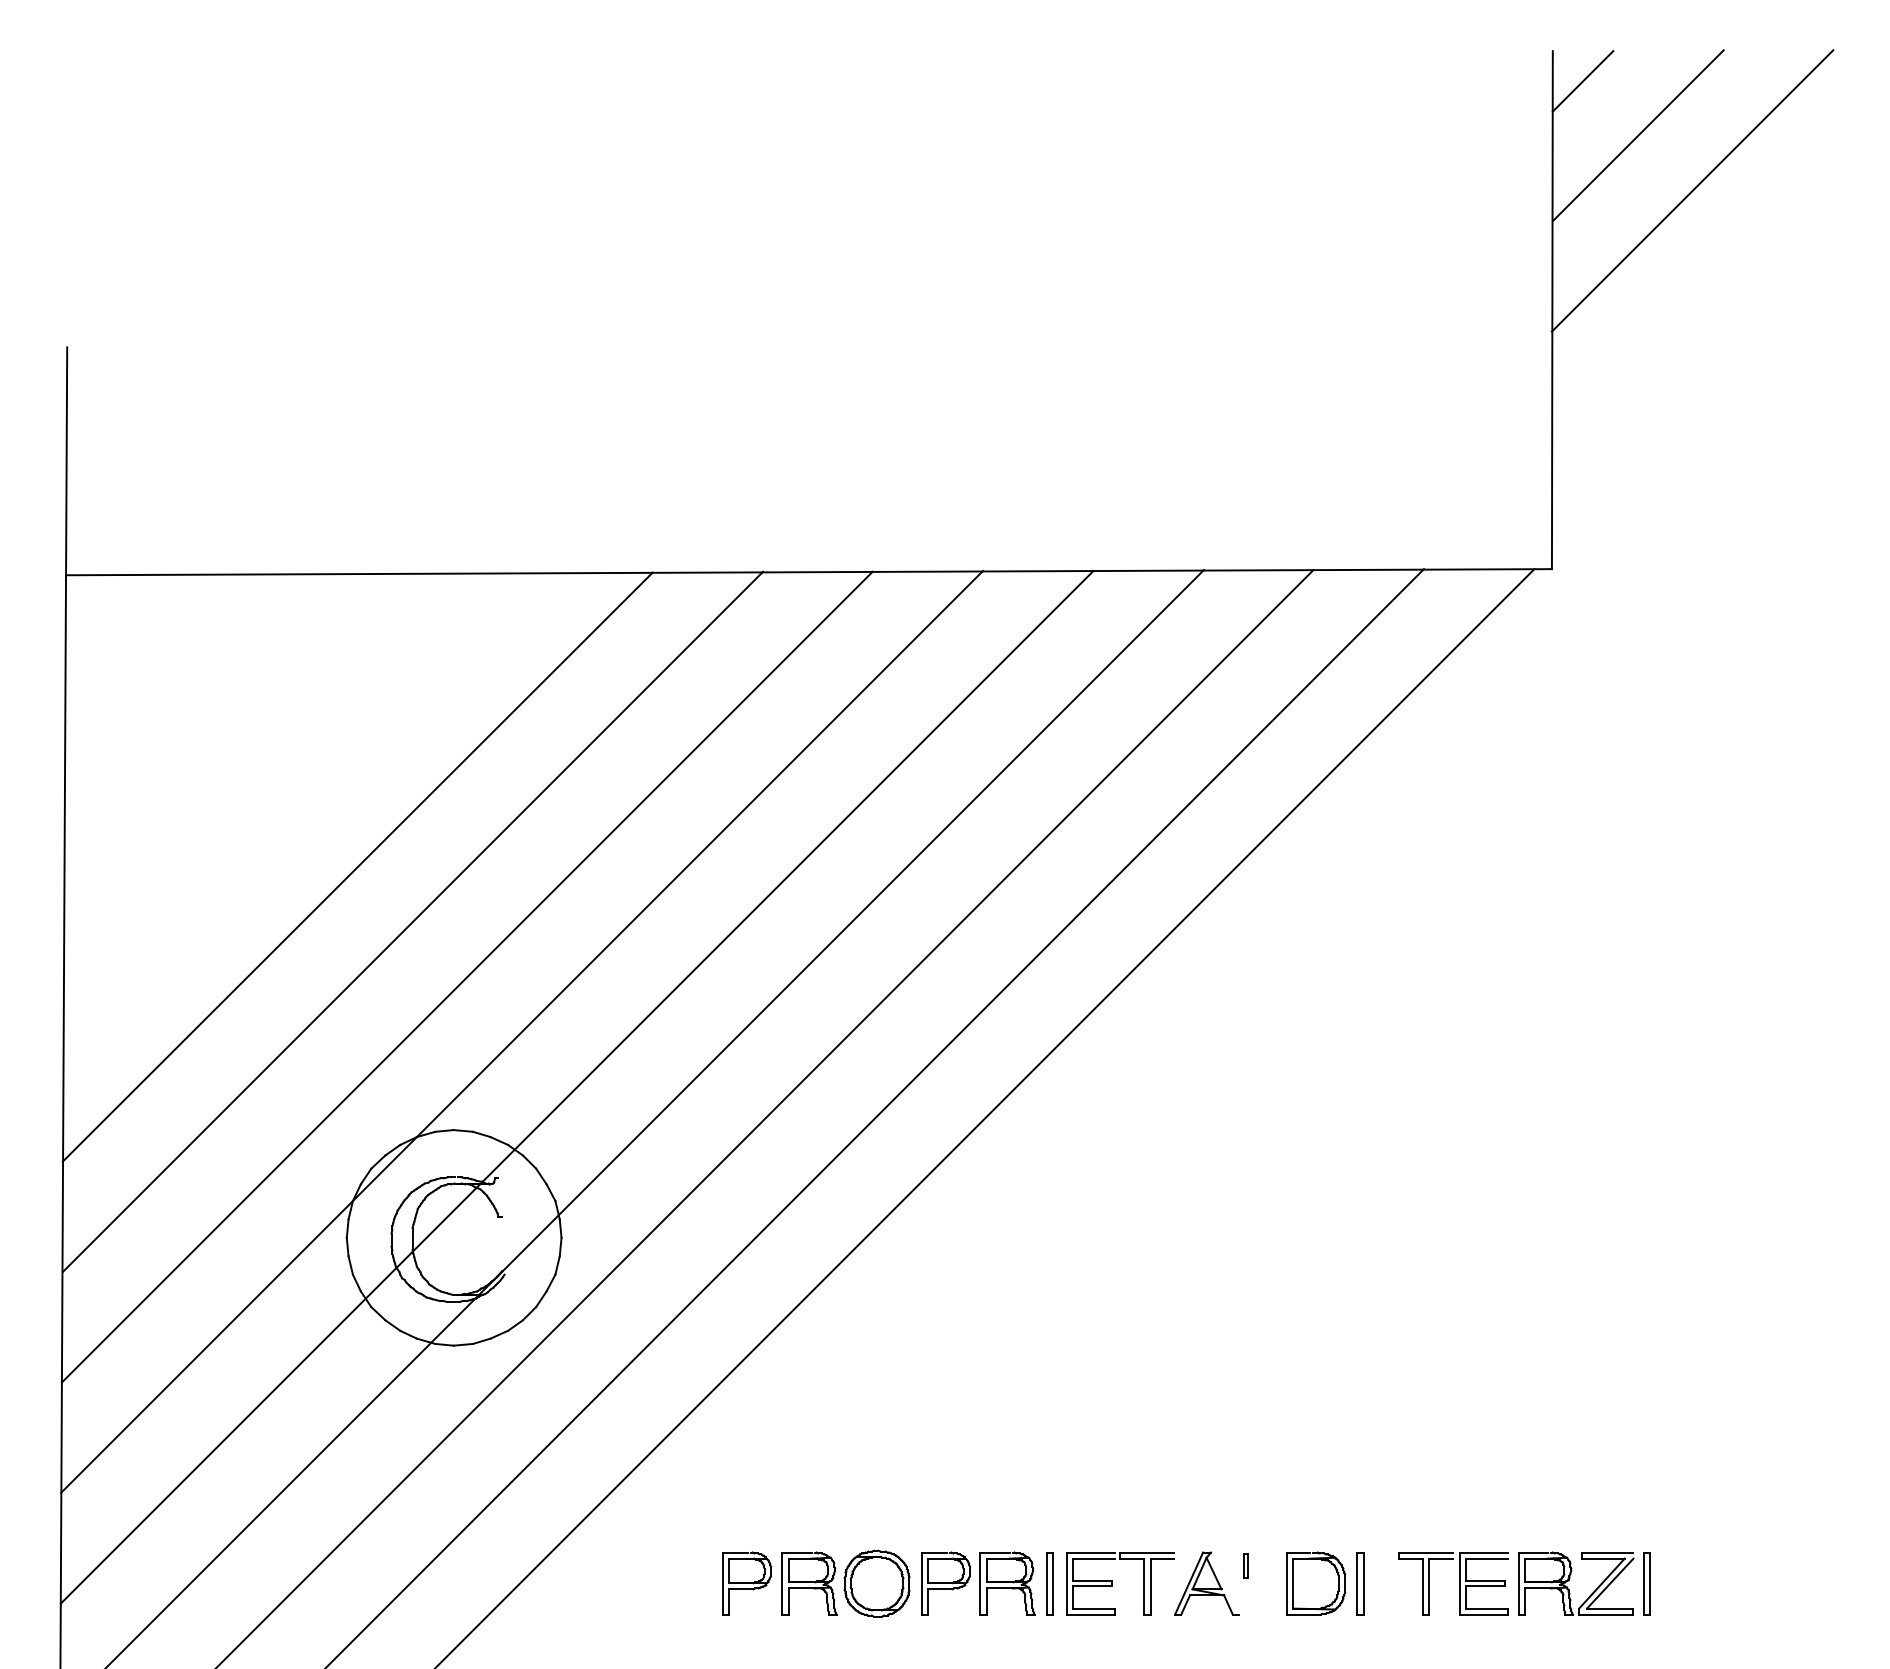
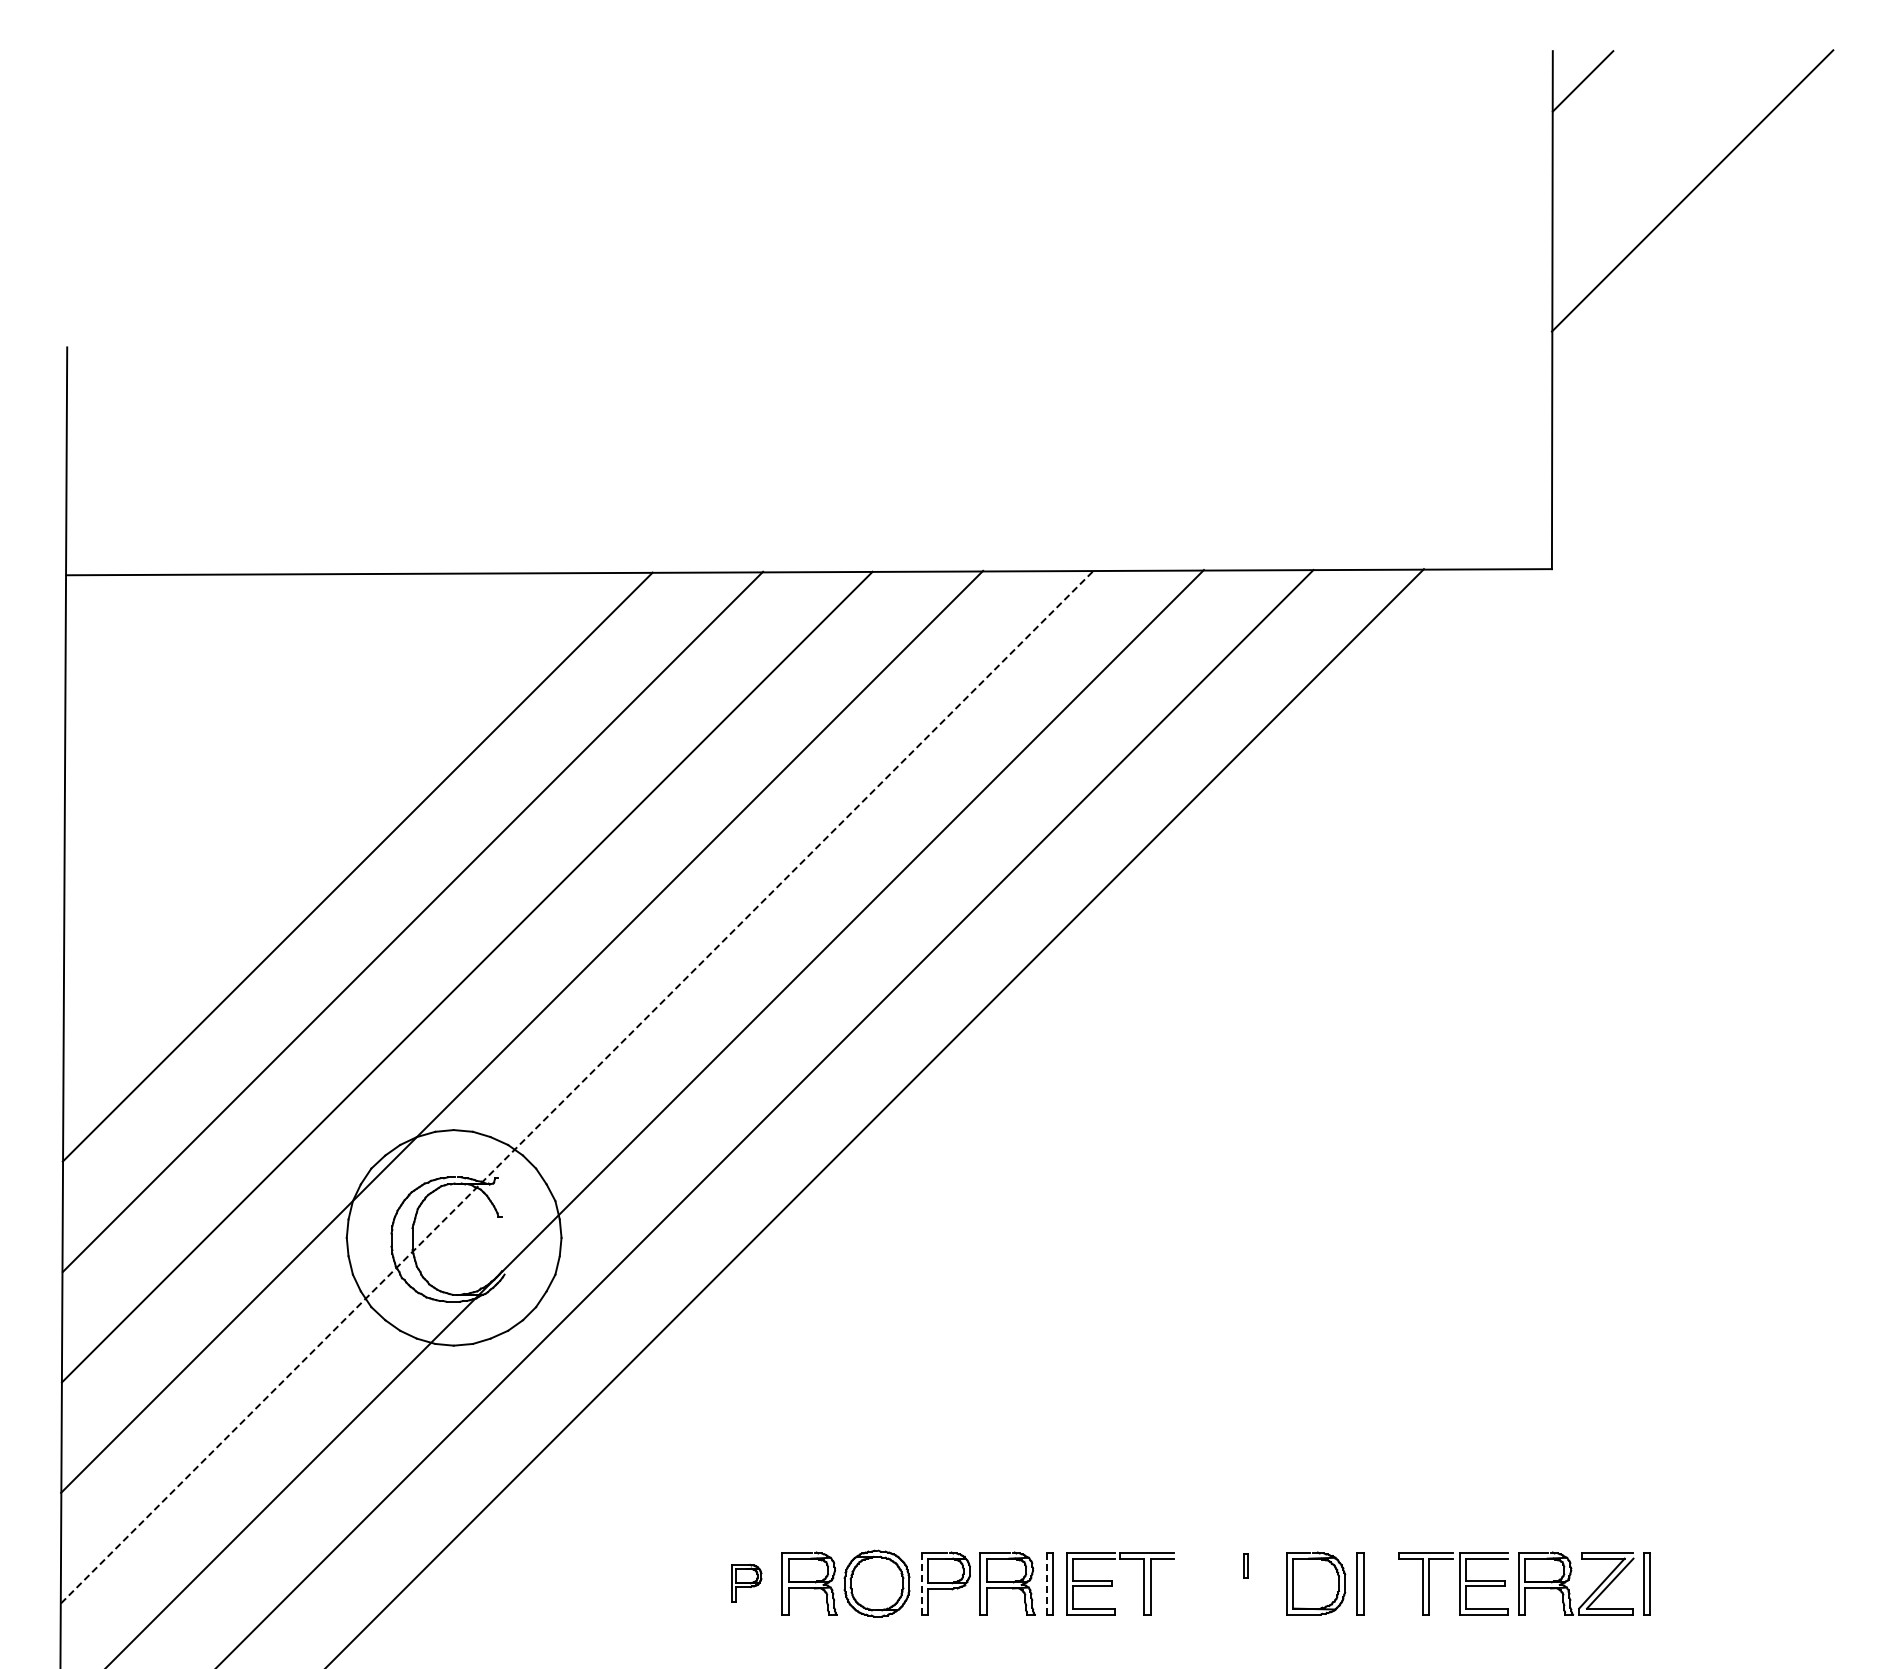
line: present -> none (1637, 135)
line: solid -> dashed (577, 1086)
line: present -> none (986, 1117)
part size: 50x65 px -> 32x39 px (746, 1583)
part: present -> none (1206, 1583)
line: solid -> dashed (921, 1584)
line: solid -> dashed (1047, 1584)
